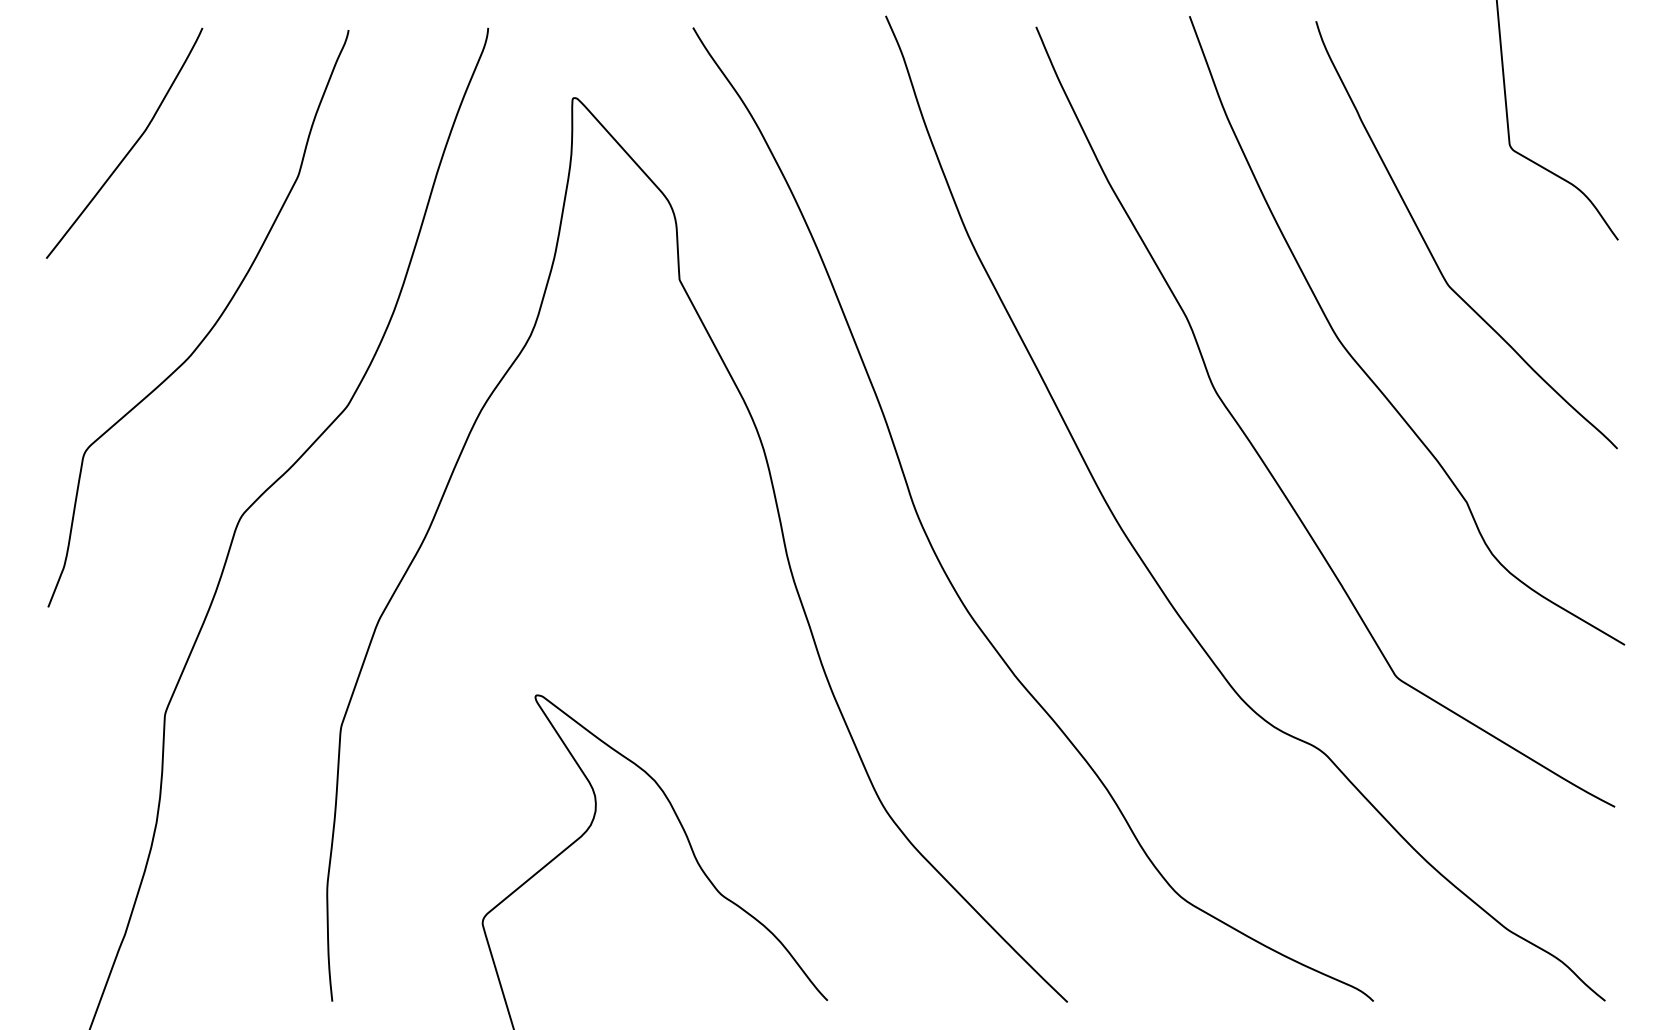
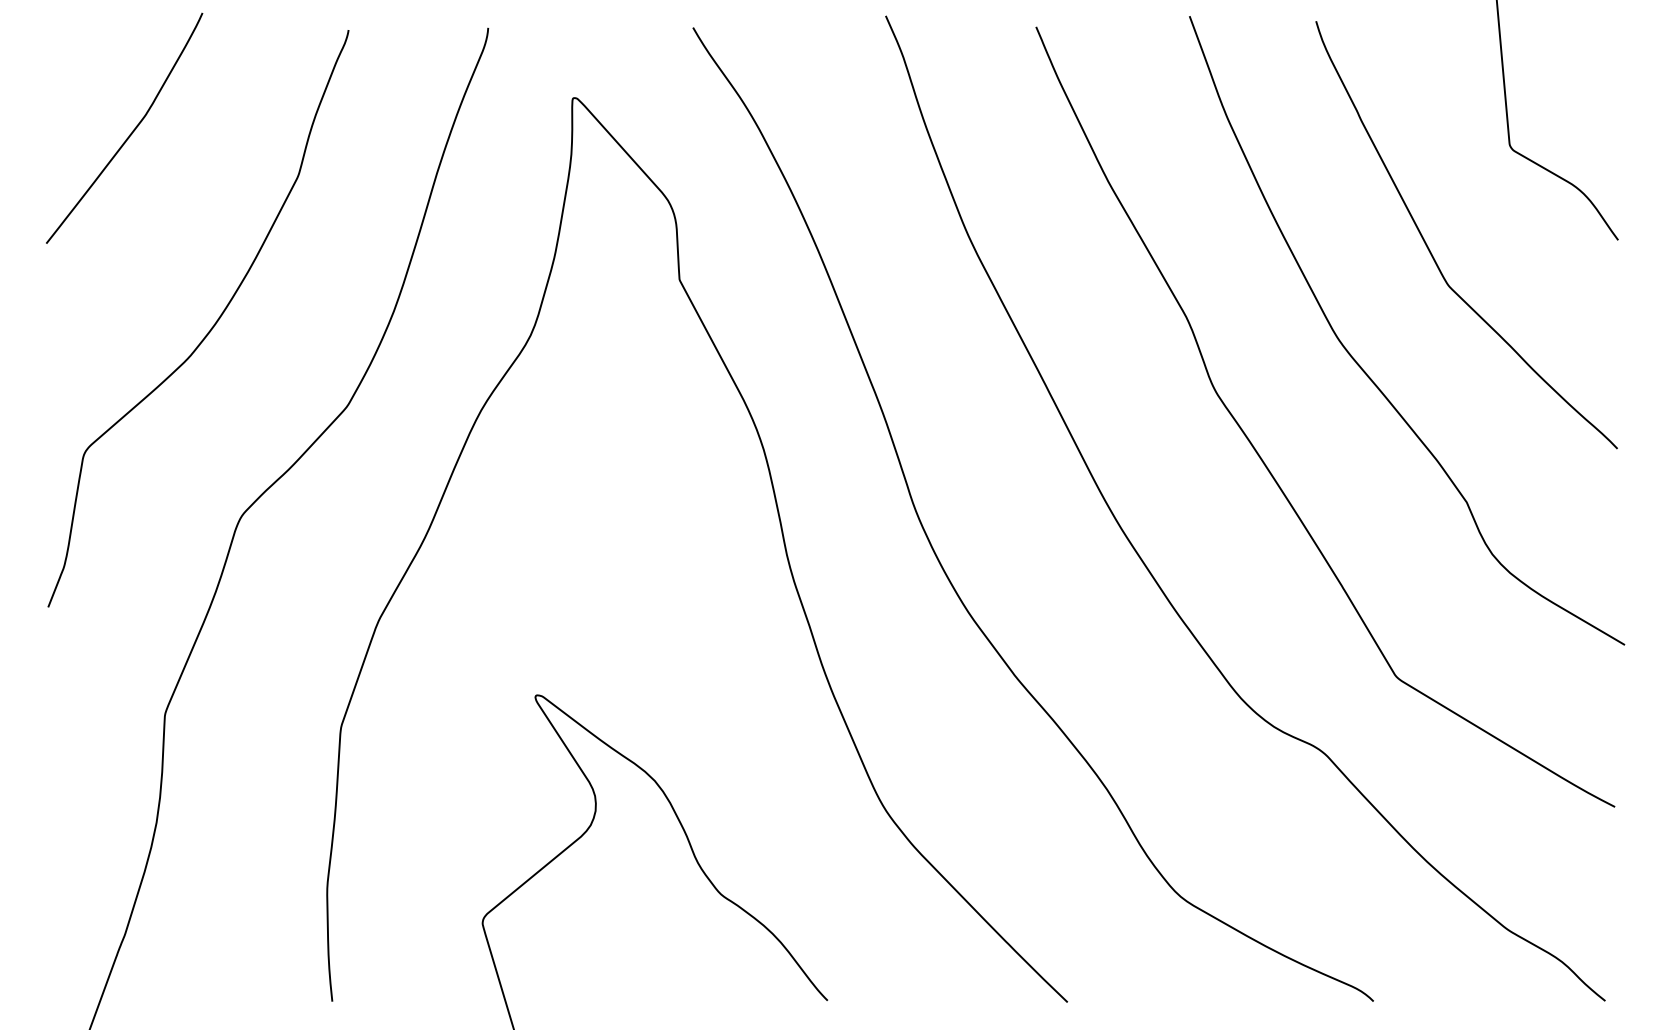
curve position: (130, 148) -> (130, 133) (130, 133)
